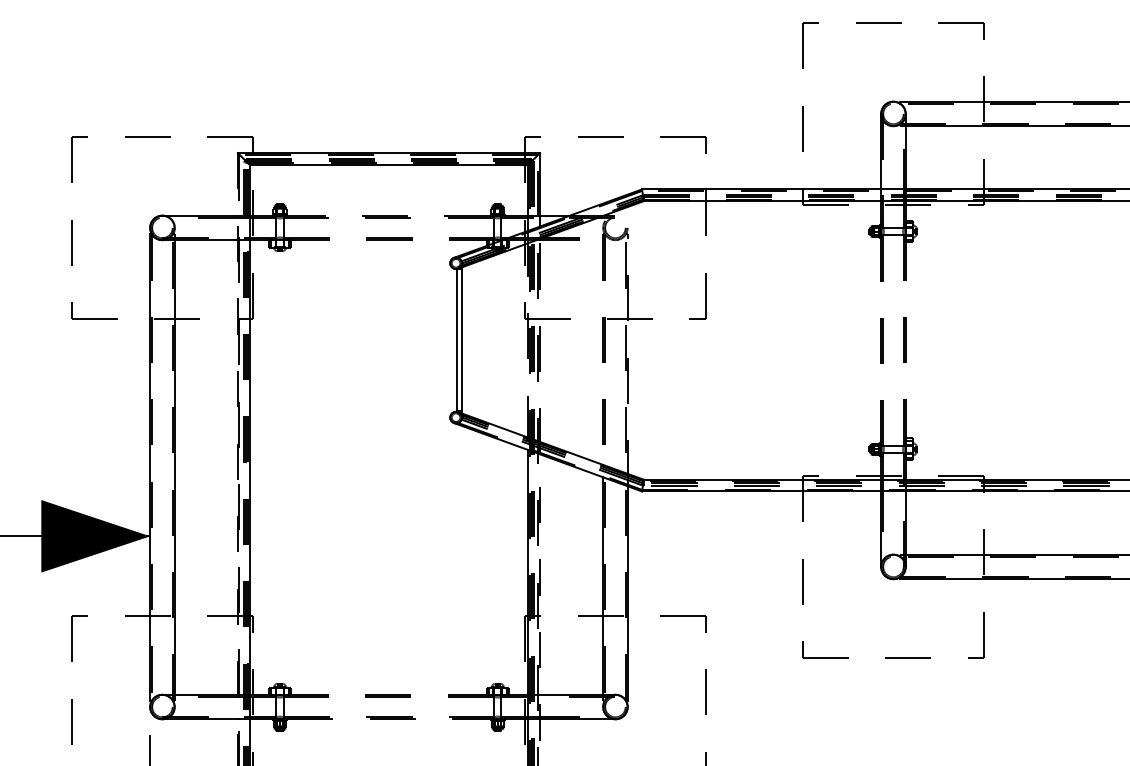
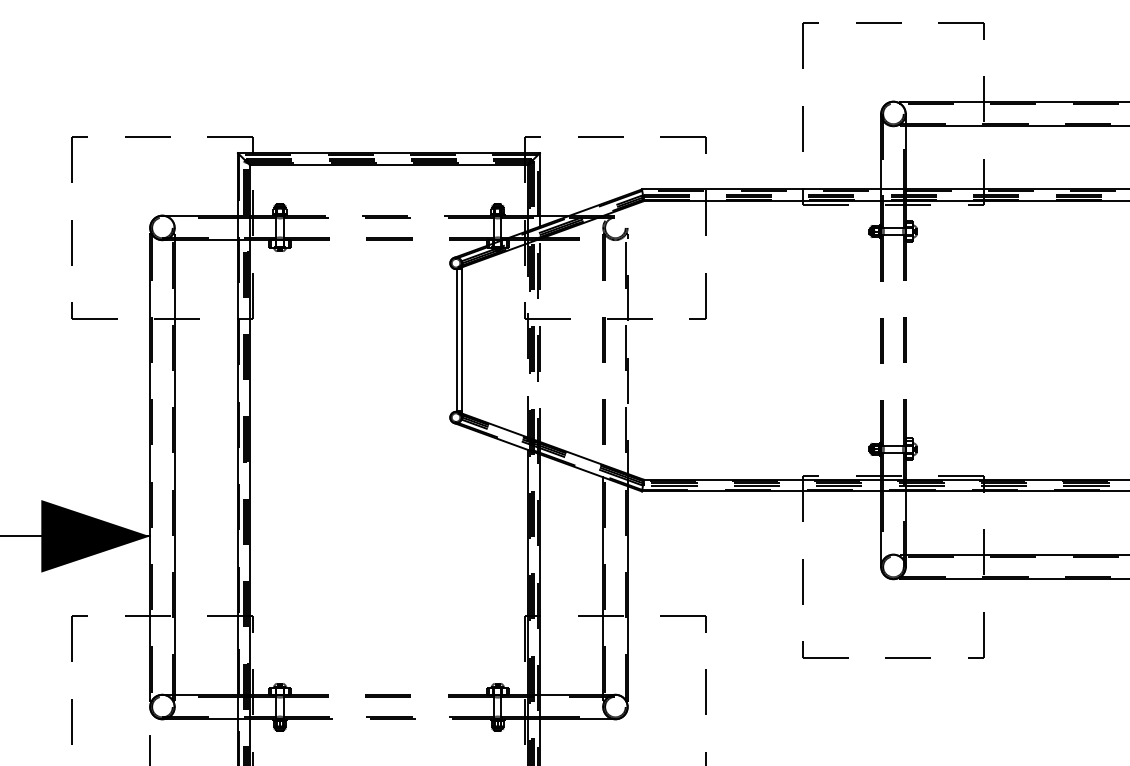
line: dashed -> solid (237, 459)
line: dashed -> solid (539, 610)
